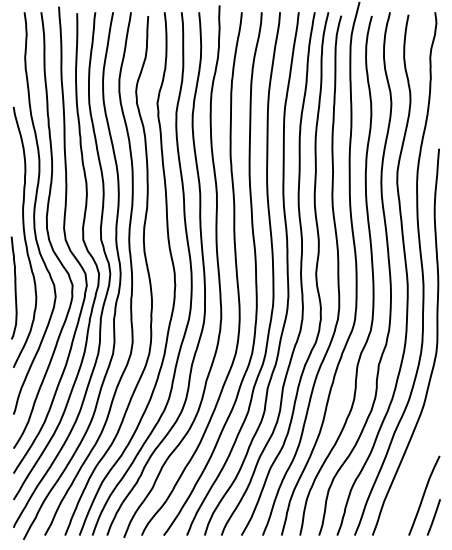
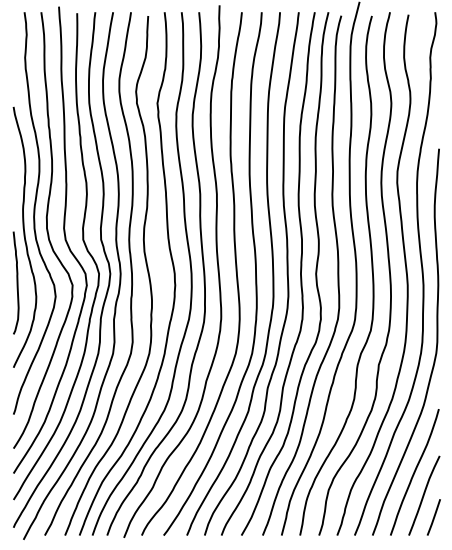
curve position: (14, 287) -> (16, 282) (16, 282)
curve: none -> present (414, 472)
